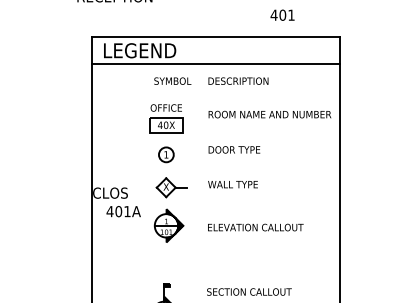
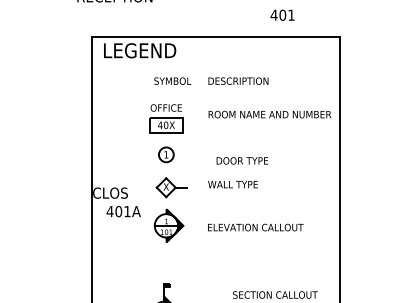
line: present -> none (216, 63)
text position: (234, 149) -> (242, 160) (242, 160)
text position: (249, 291) -> (275, 294) (275, 294)
